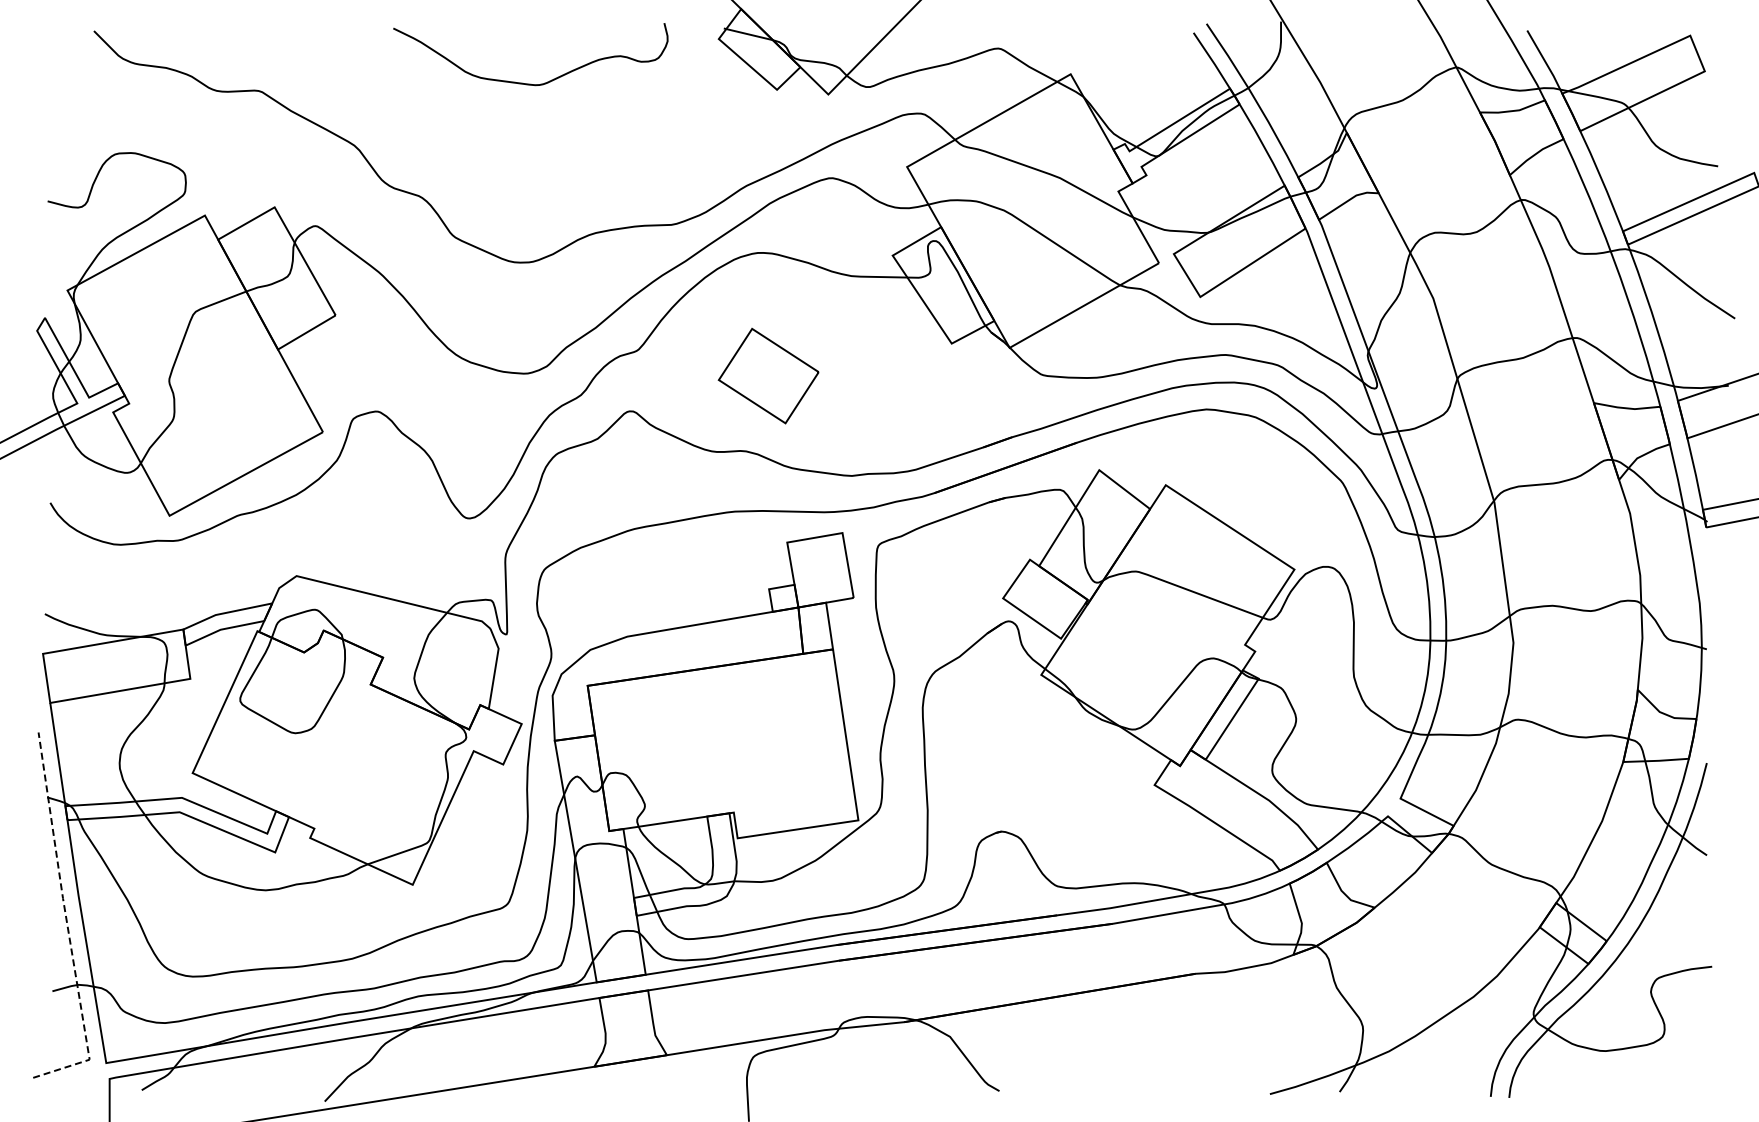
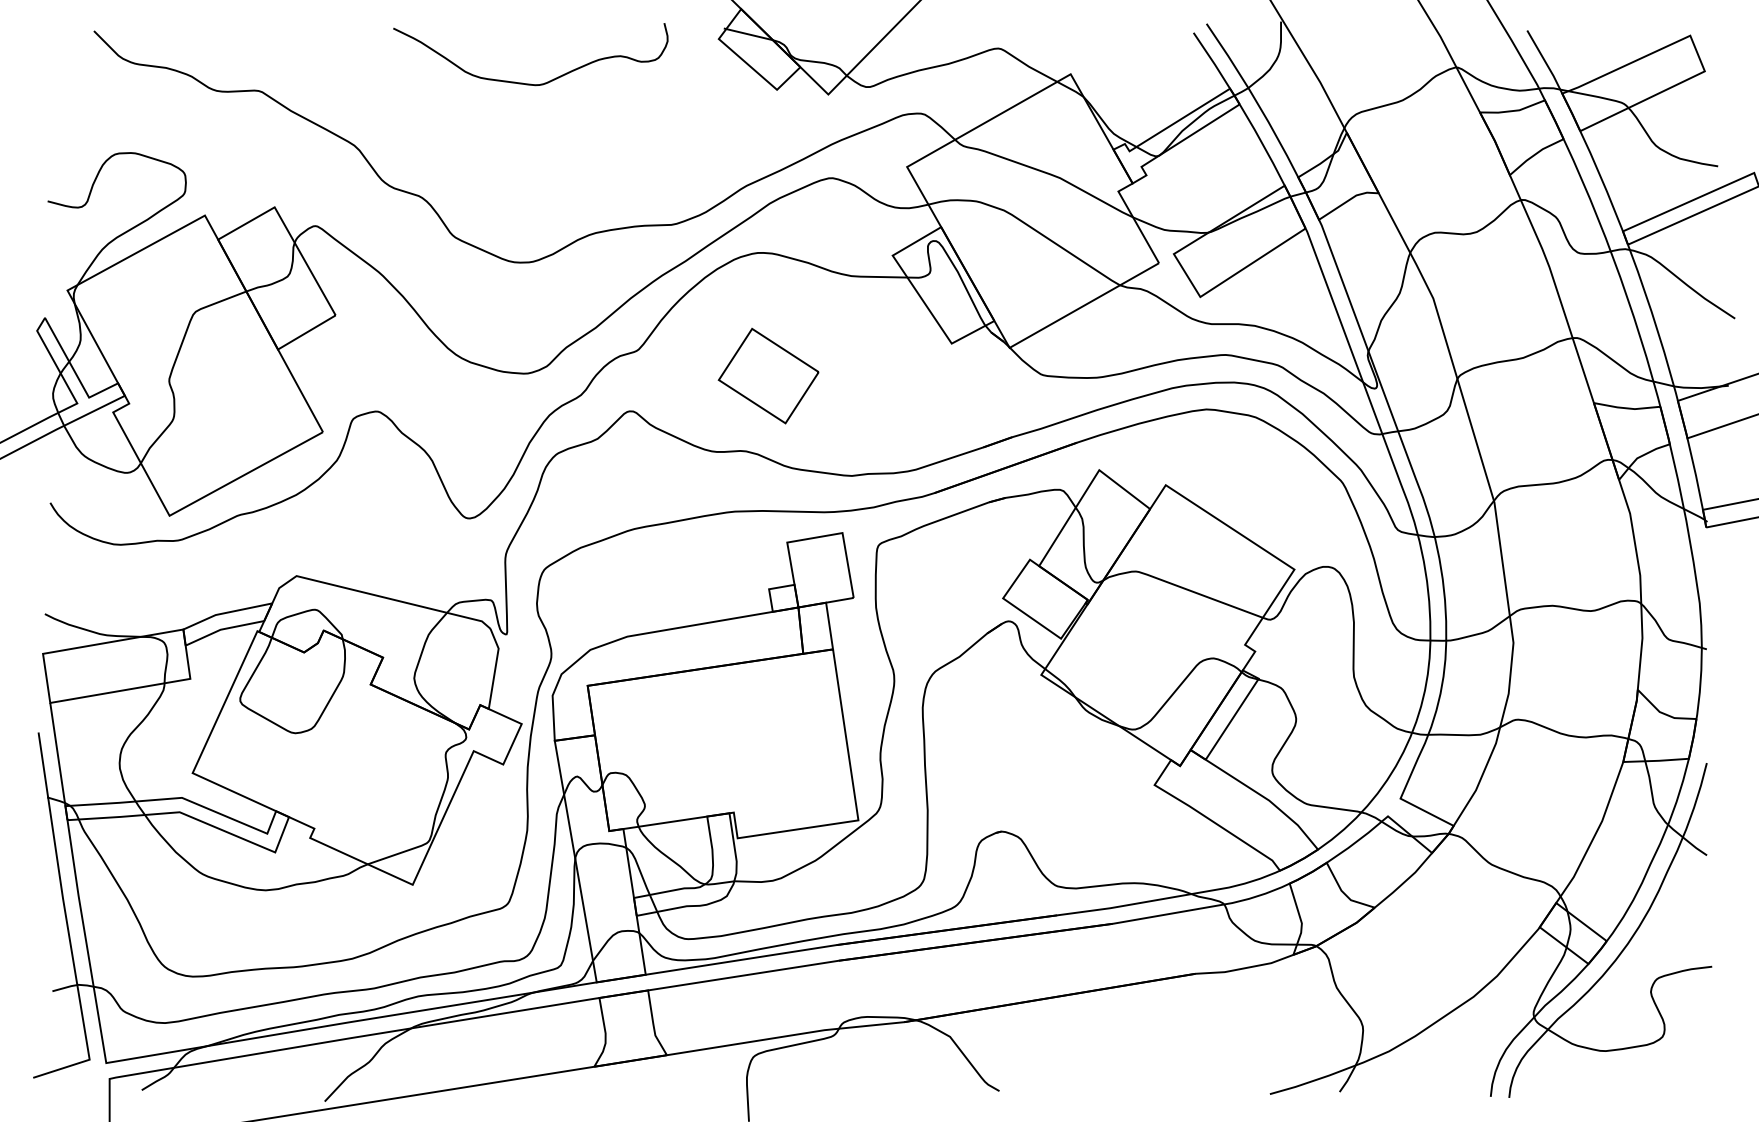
line: dashed -> solid (67, 926)
